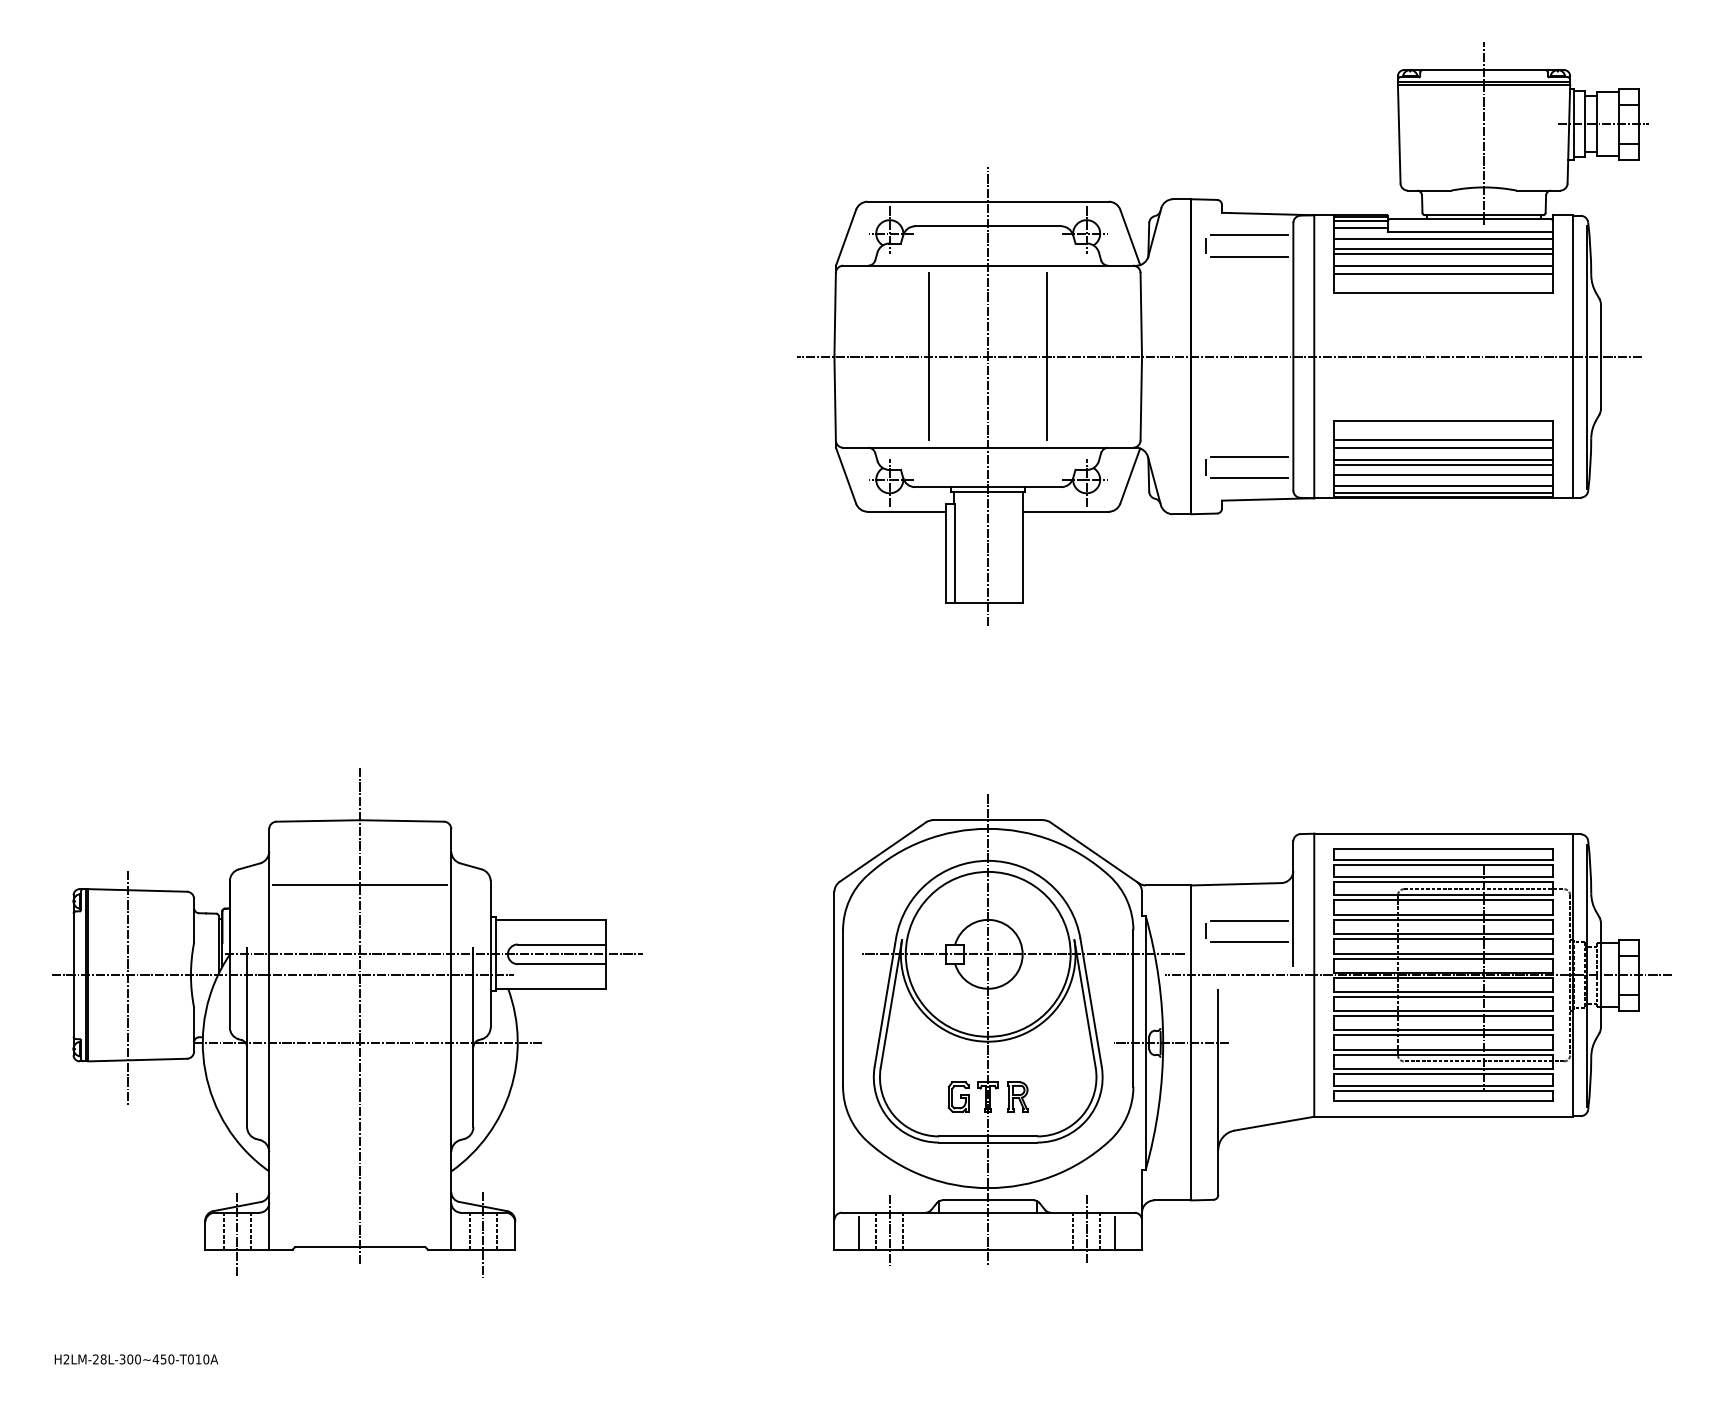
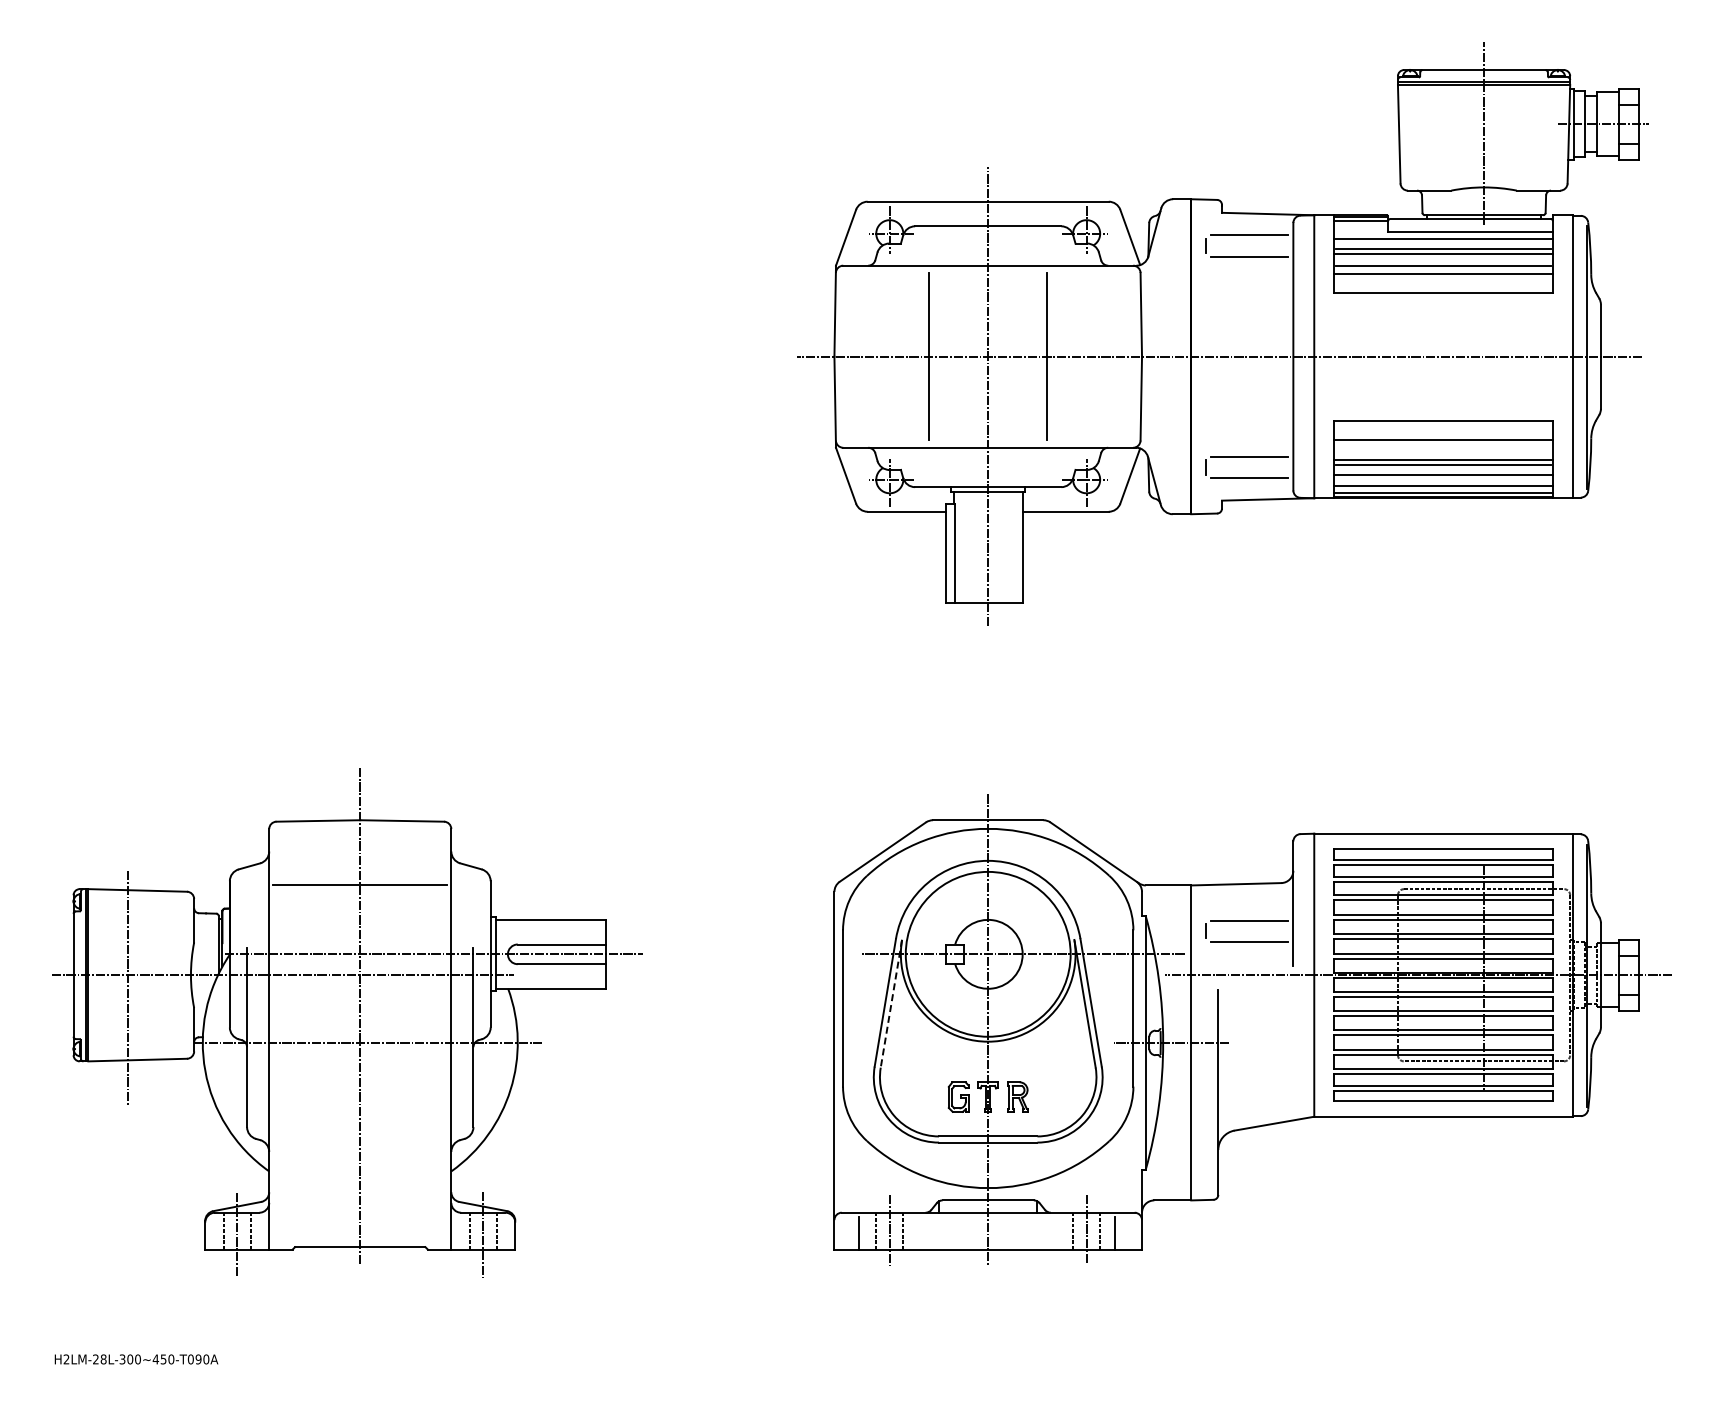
line: present -> none (1360, 227)
line: present -> none (1443, 447)
line: solid -> dashed (891, 1003)
text: H2LM-28L-300~450-T010A -> H2LM-28L-300~450-T090A (198, 1359)
